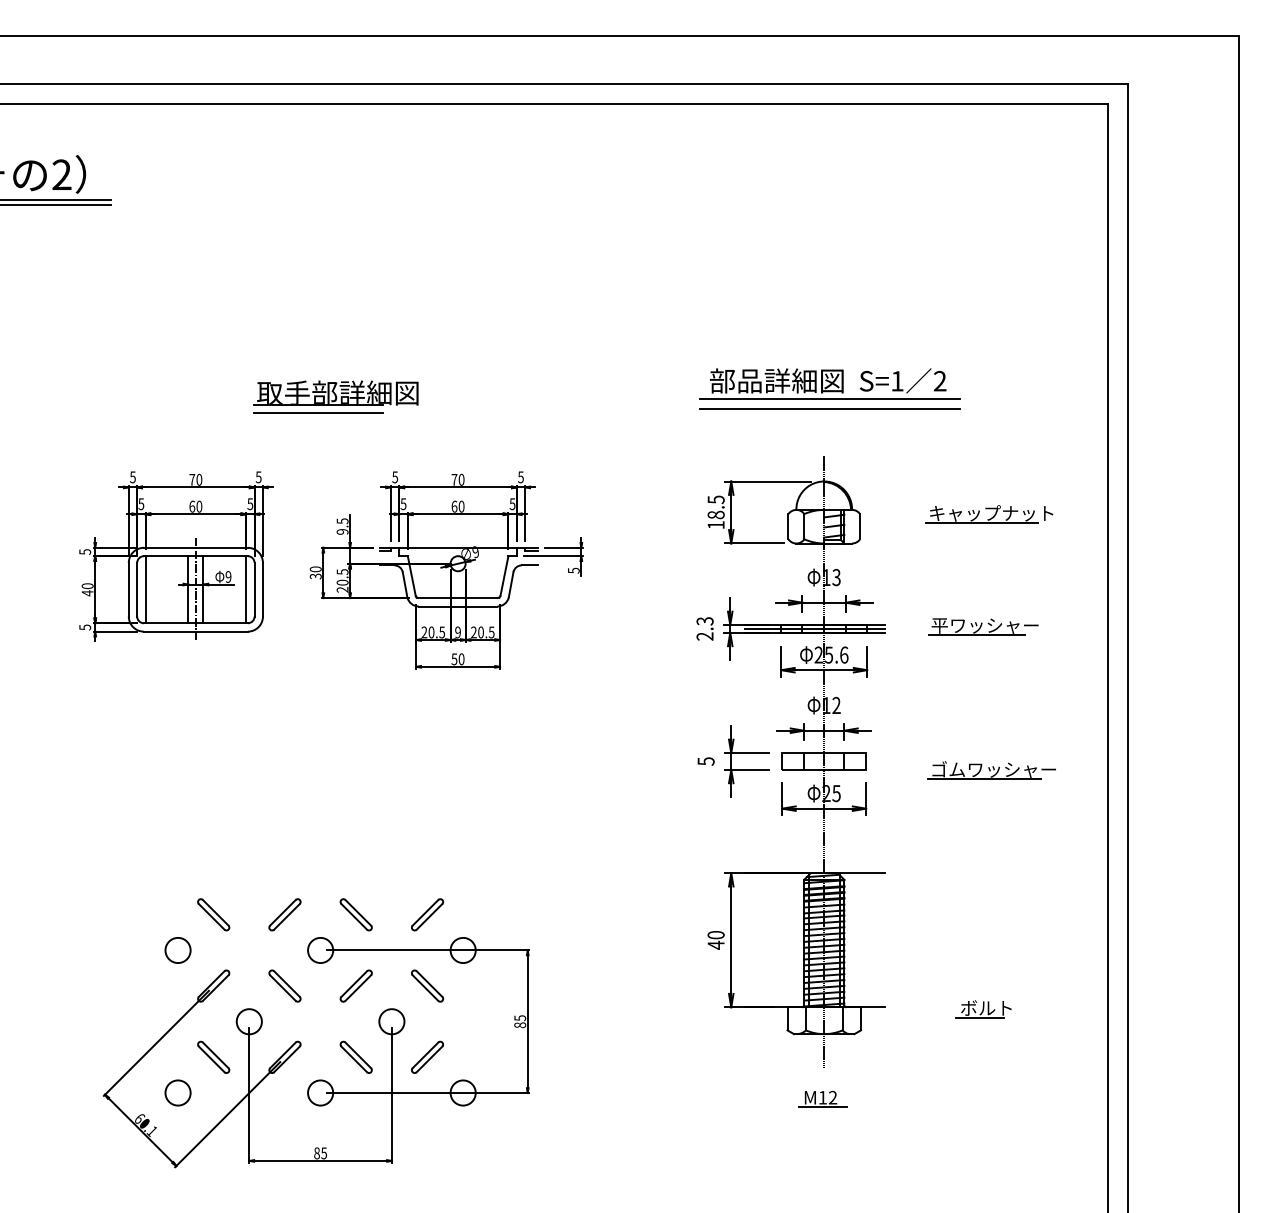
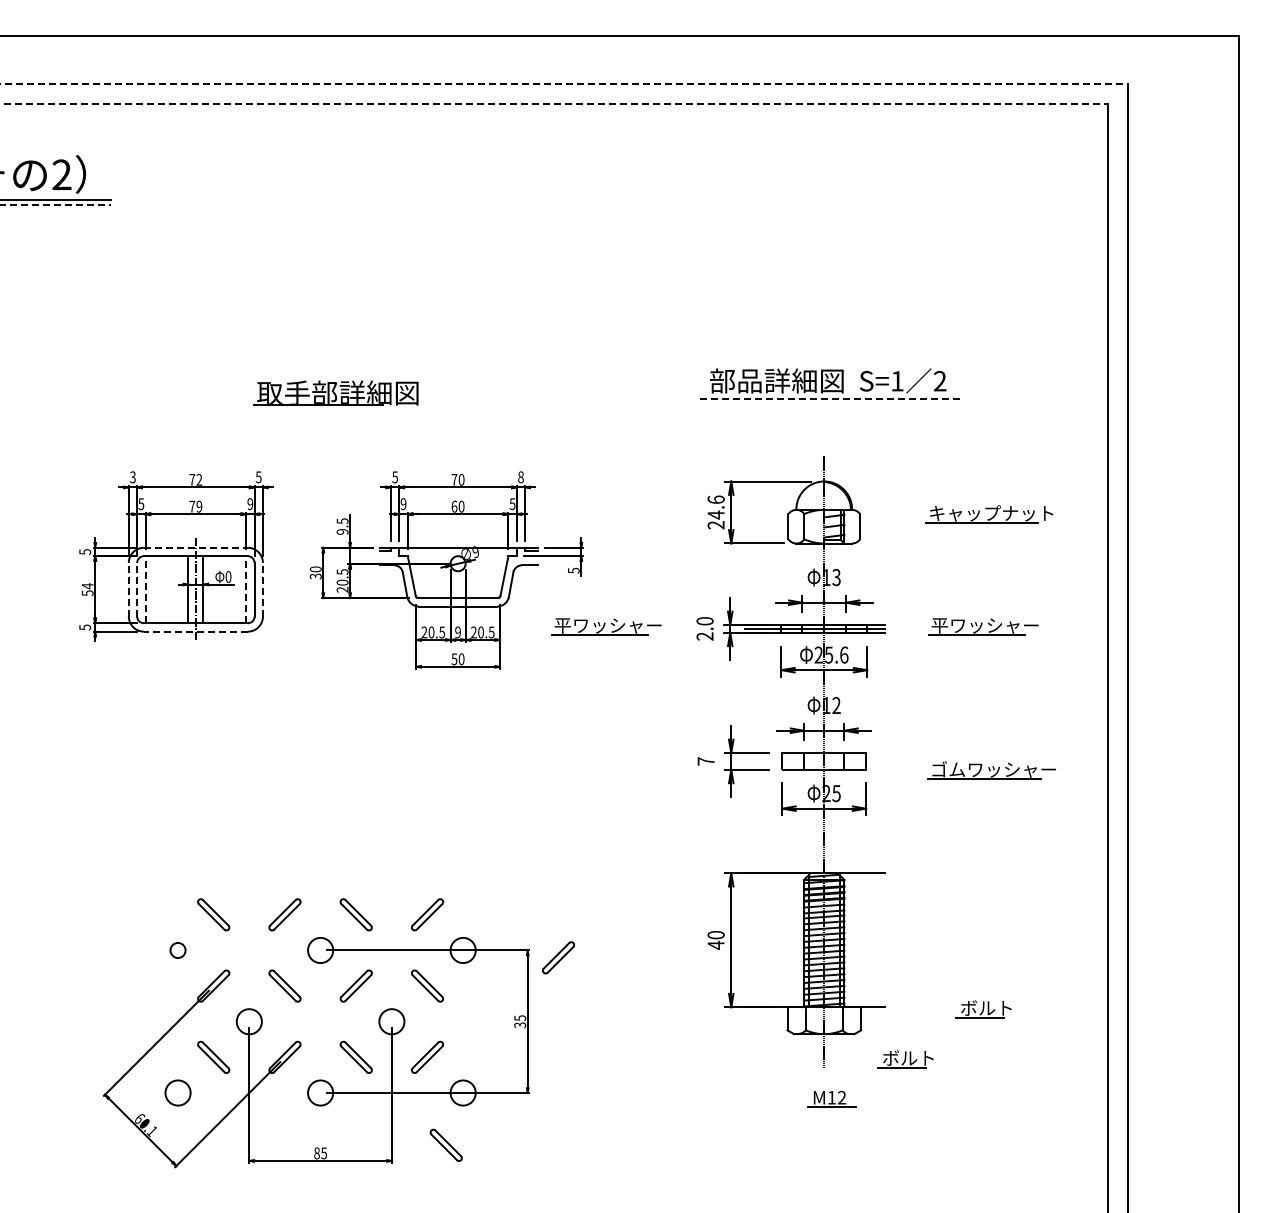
line: solid -> dashed (564, 83)
line: solid -> dashed (554, 103)
line: solid -> dashed (56, 205)
line: solid -> dashed (829, 399)
line: present -> none (830, 408)
line: present -> none (318, 413)
text: 5 -> 3 (132, 476)
text: 5 -> 8 (520, 477)
text: 70 -> 72 (199, 479)
text: 5 -> 9 (250, 503)
text: 5 -> 9 (403, 503)
text: 60 -> 79 (195, 506)
text: 18.5 -> 24.6 (715, 512)
line: solid -> dashed (196, 547)
text: 9 -> 0 (228, 576)
text: 40 -> 54 (87, 589)
line: solid -> dashed (128, 589)
line: solid -> dashed (137, 589)
line: solid -> dashed (145, 589)
line: solid -> dashed (246, 589)
line: solid -> dashed (262, 589)
text: 2.3 -> 2.0 (704, 621)
part: none -> present (606, 626)
line: solid -> dashed (195, 631)
text: 5 -> 7 (705, 761)
circle size: 28x27 px -> 18x17 px (177, 950)
part: none -> present (558, 957)
text: 85 -> 35 (520, 1025)
part: none -> present (905, 1059)
part position: (822, 1098) -> (831, 1098) (831, 1098)
part: none -> present (445, 1144)
